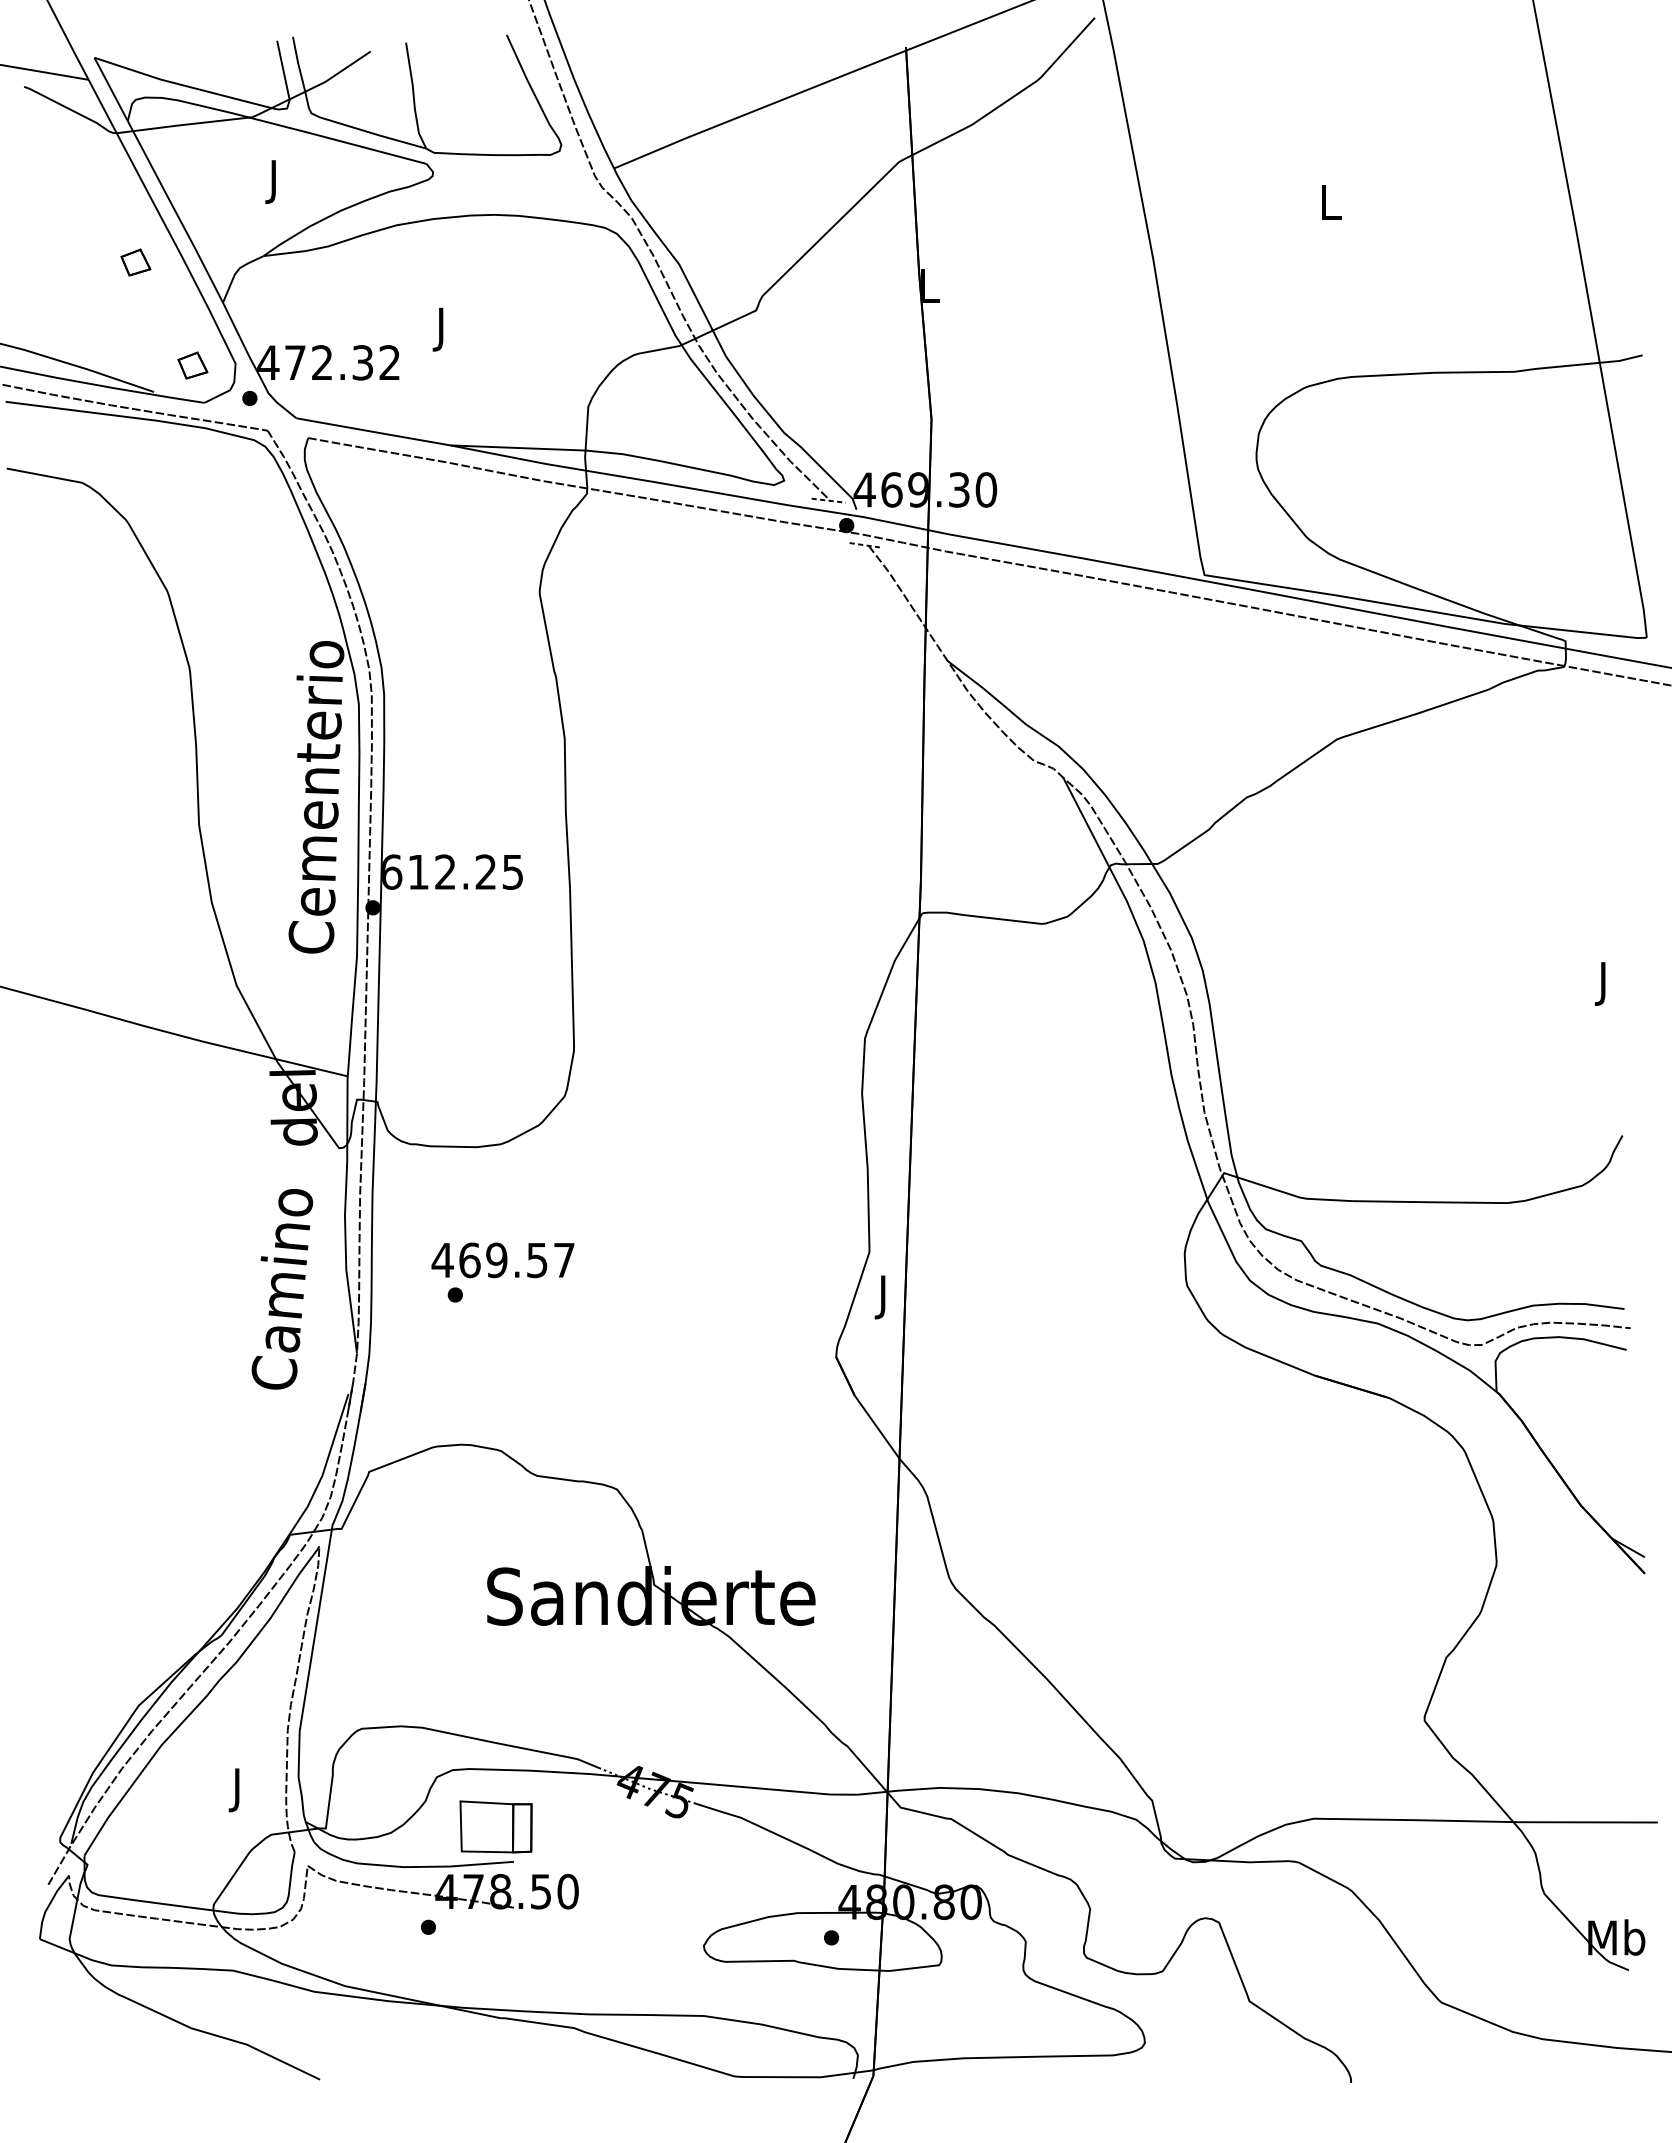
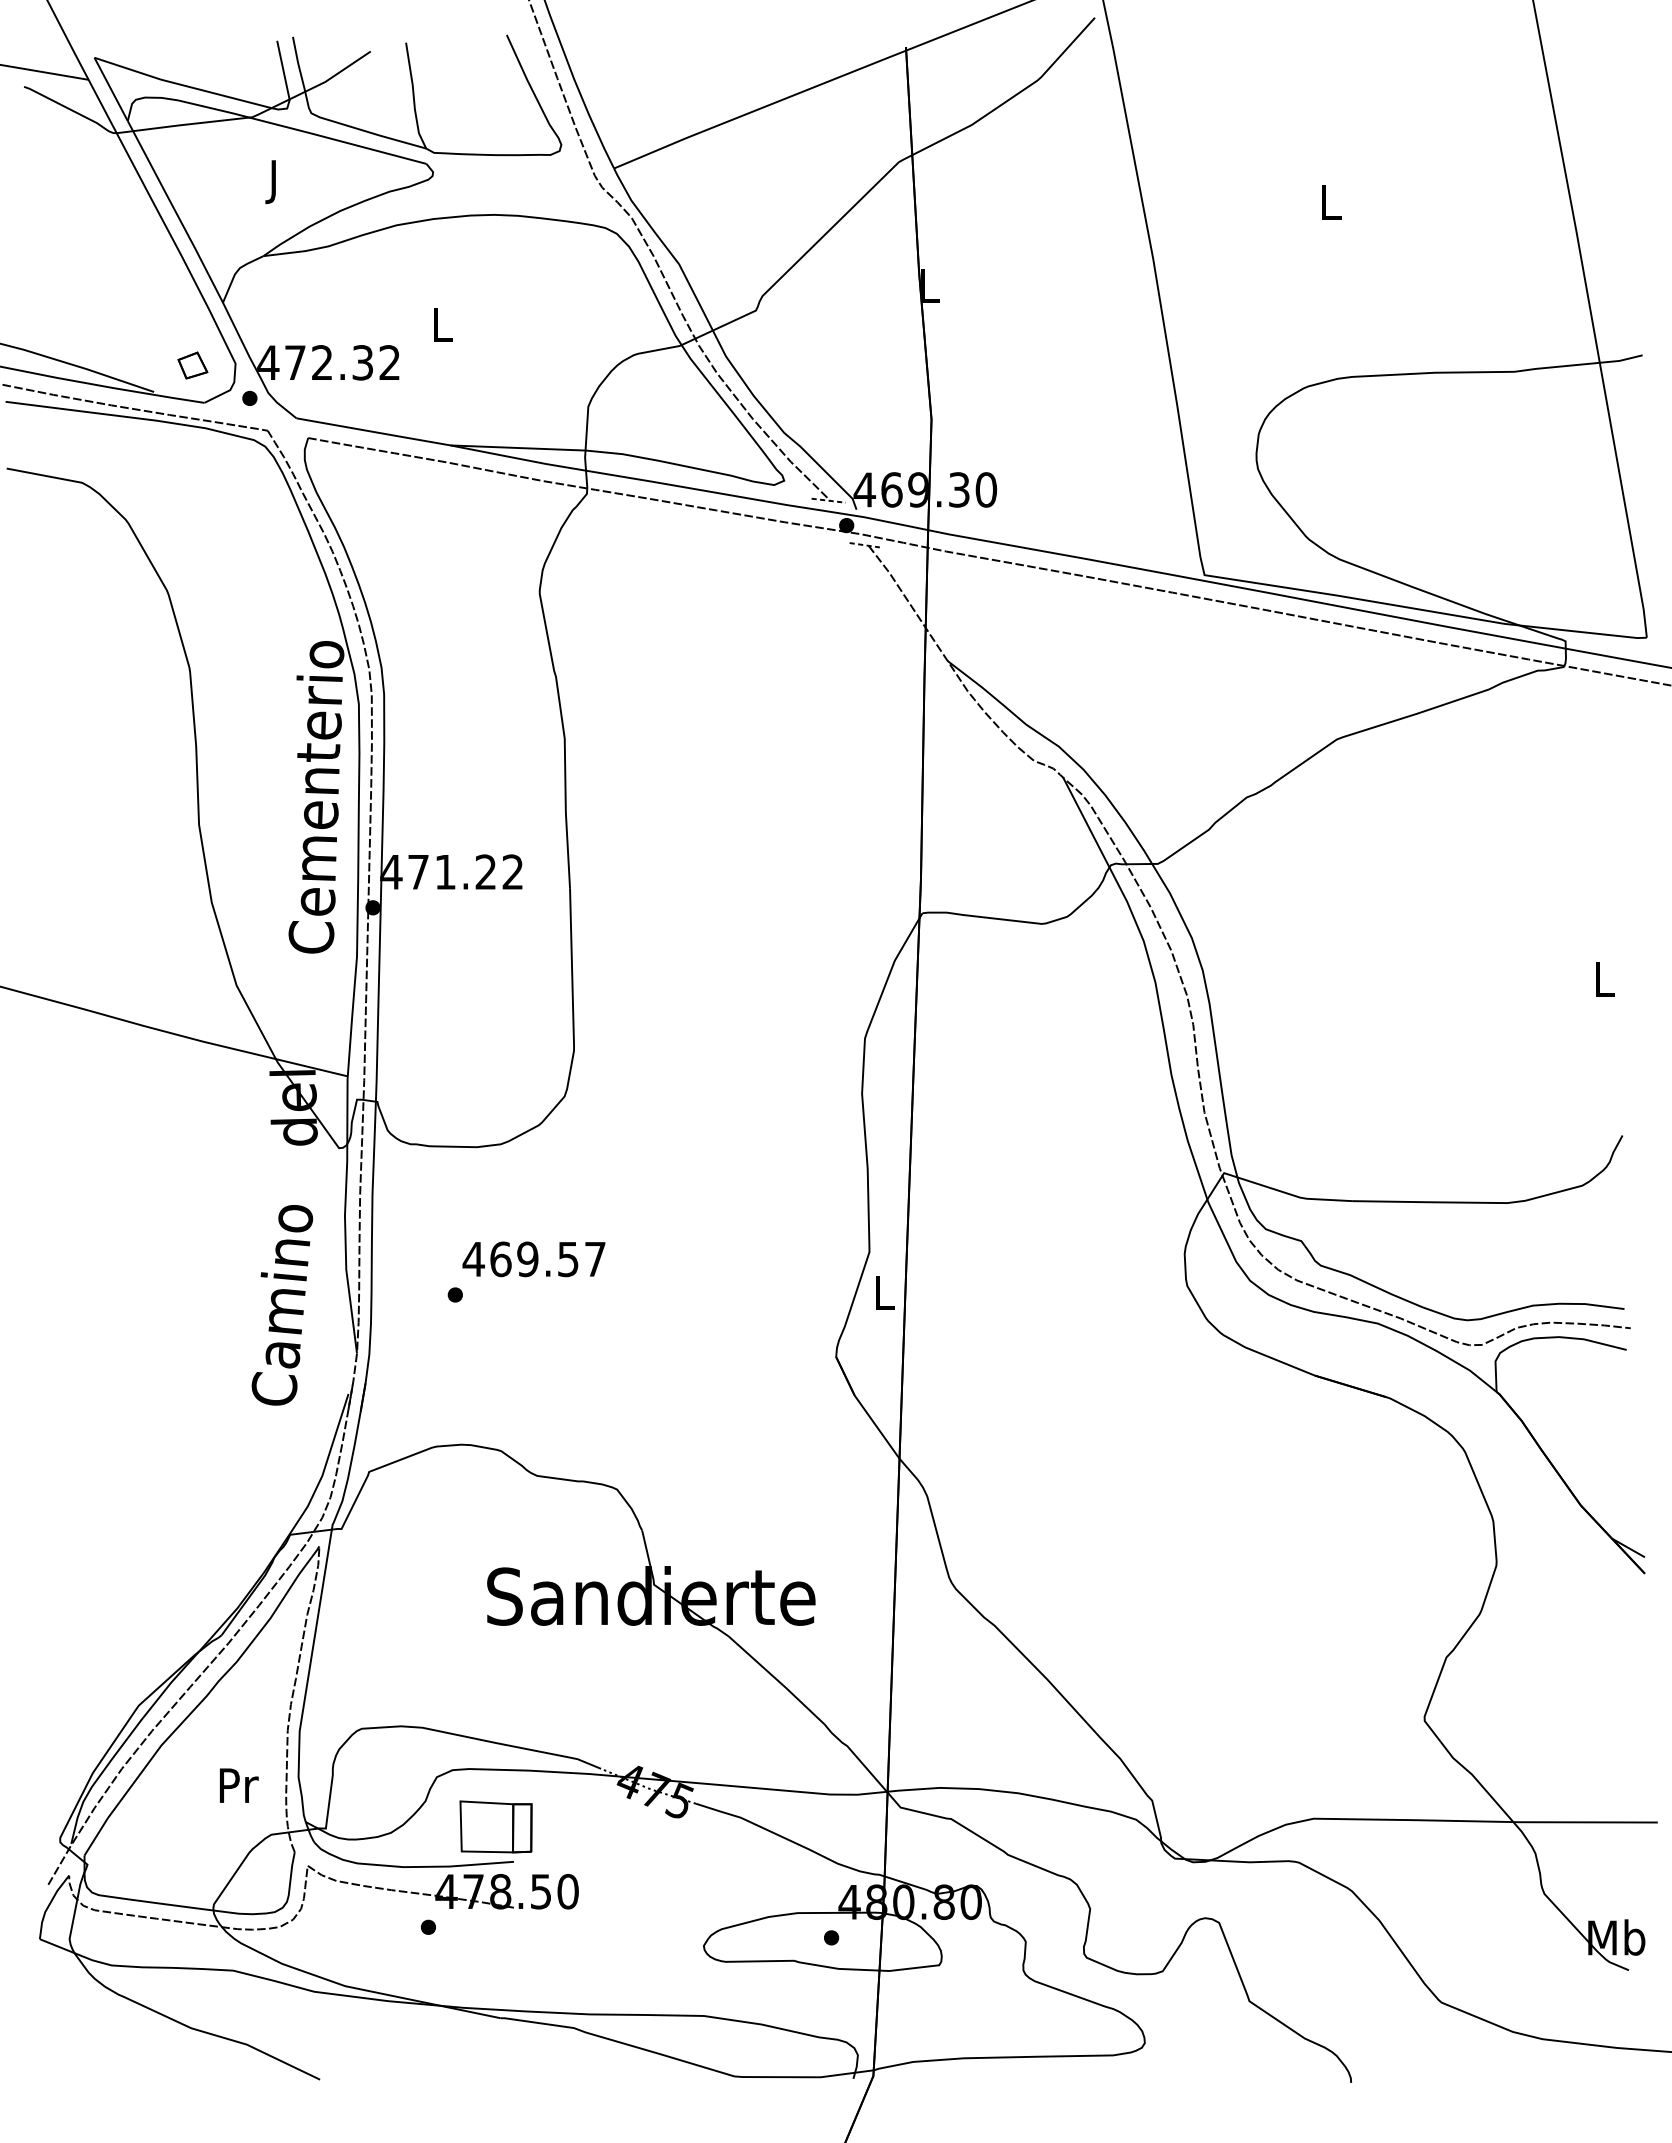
part: present -> none (135, 262)
text: J -> L (442, 329)
text: 612.25 -> 471.22 (451, 871)
text: J -> L (1604, 983)
text position: (502, 1260) -> (533, 1259) (533, 1259)
text position: (282, 1289) -> (282, 1305) (282, 1305)
text: J -> L (884, 1297)
text: J -> Pr (238, 1790)
